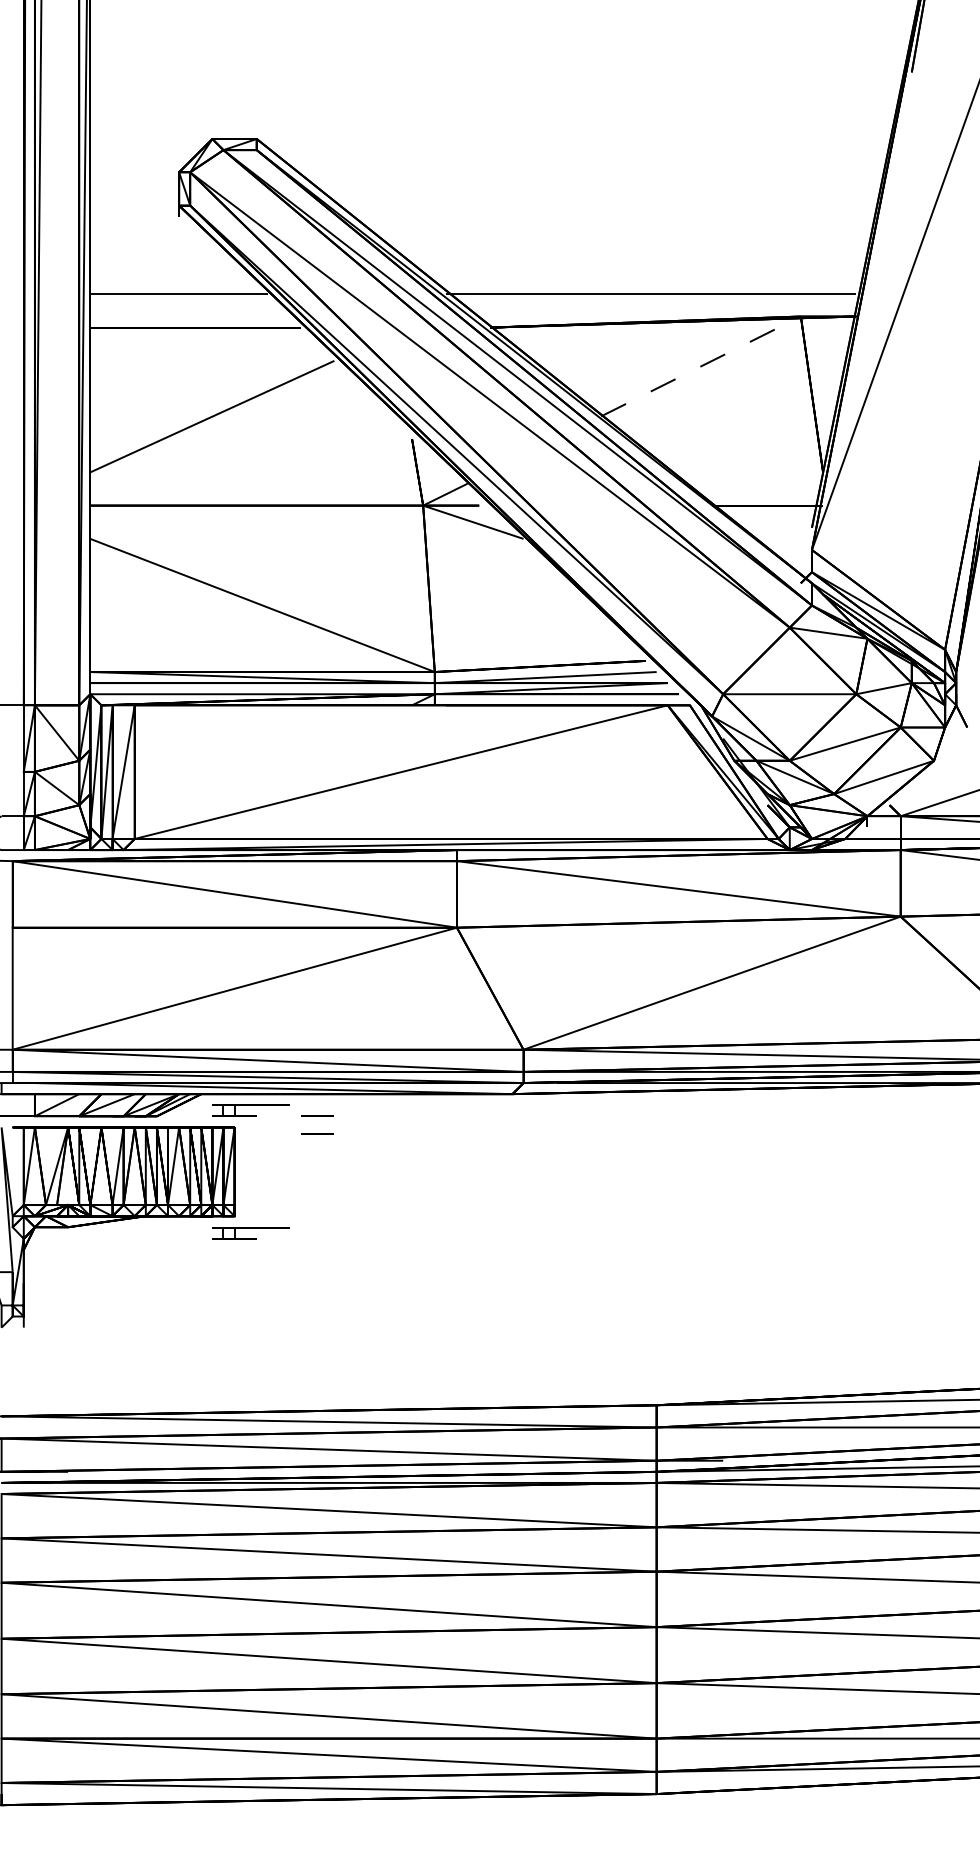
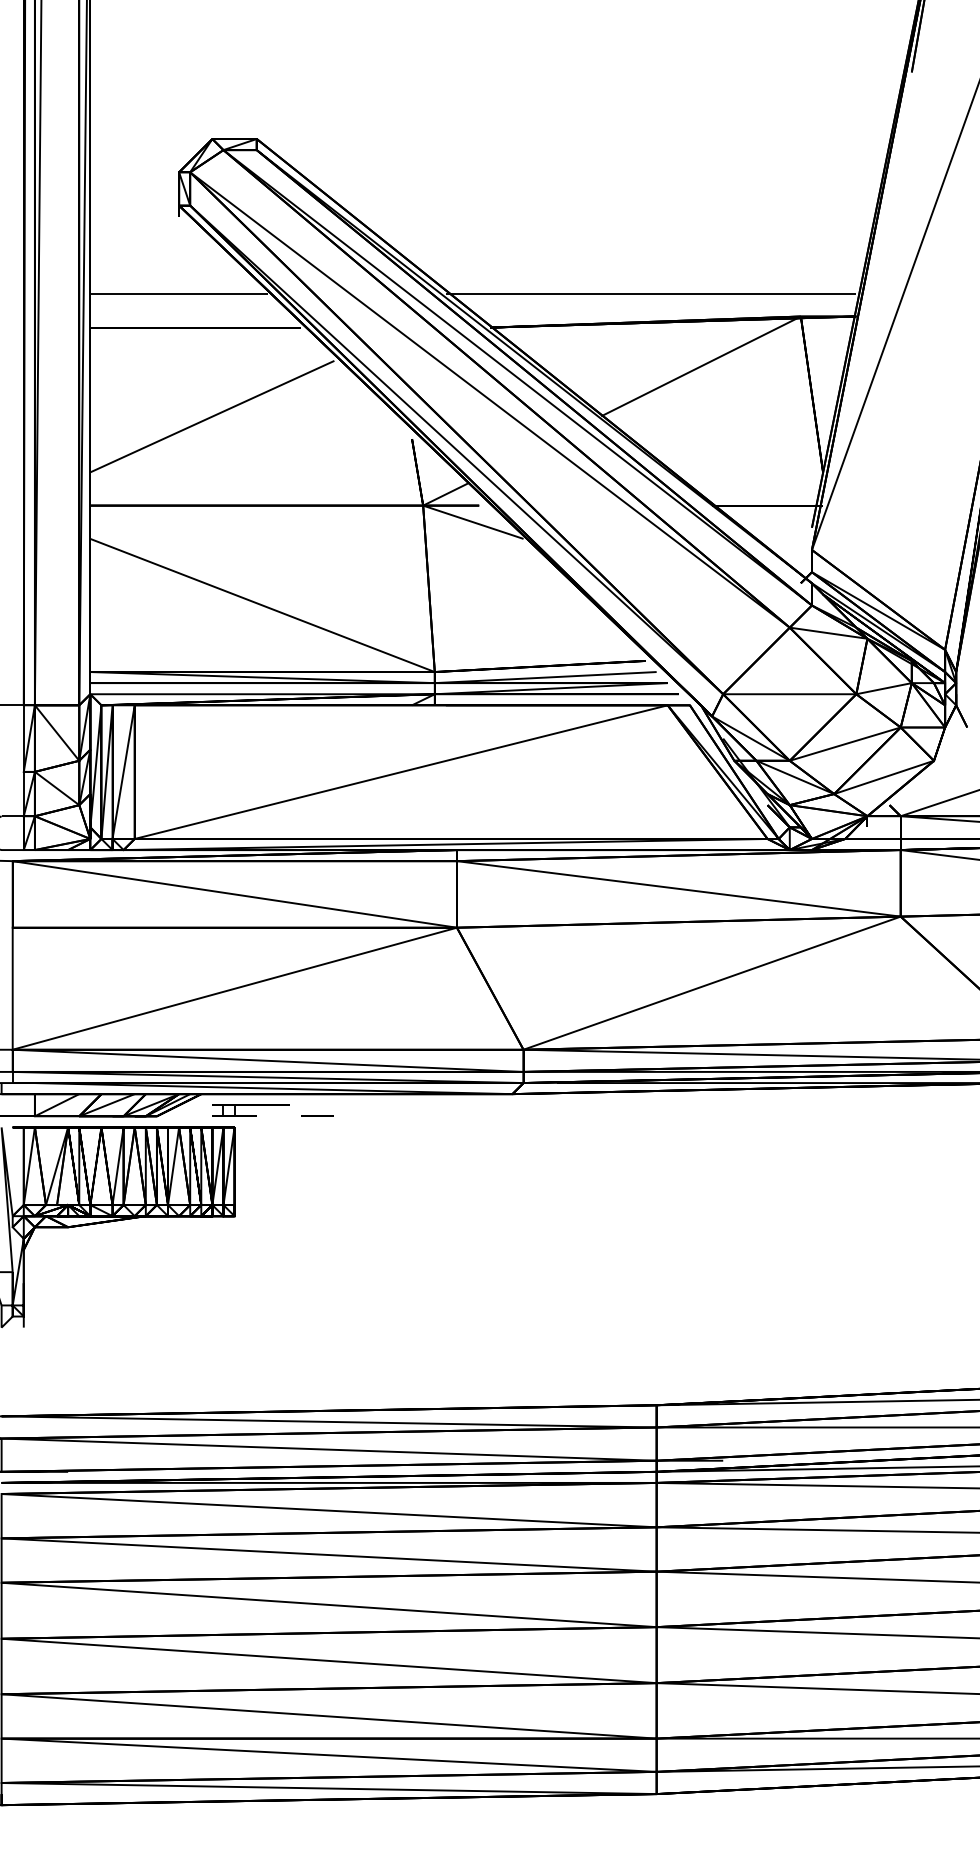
line: dashed -> solid (701, 366)
line: present -> none (317, 1133)
part: present -> none (250, 1233)
